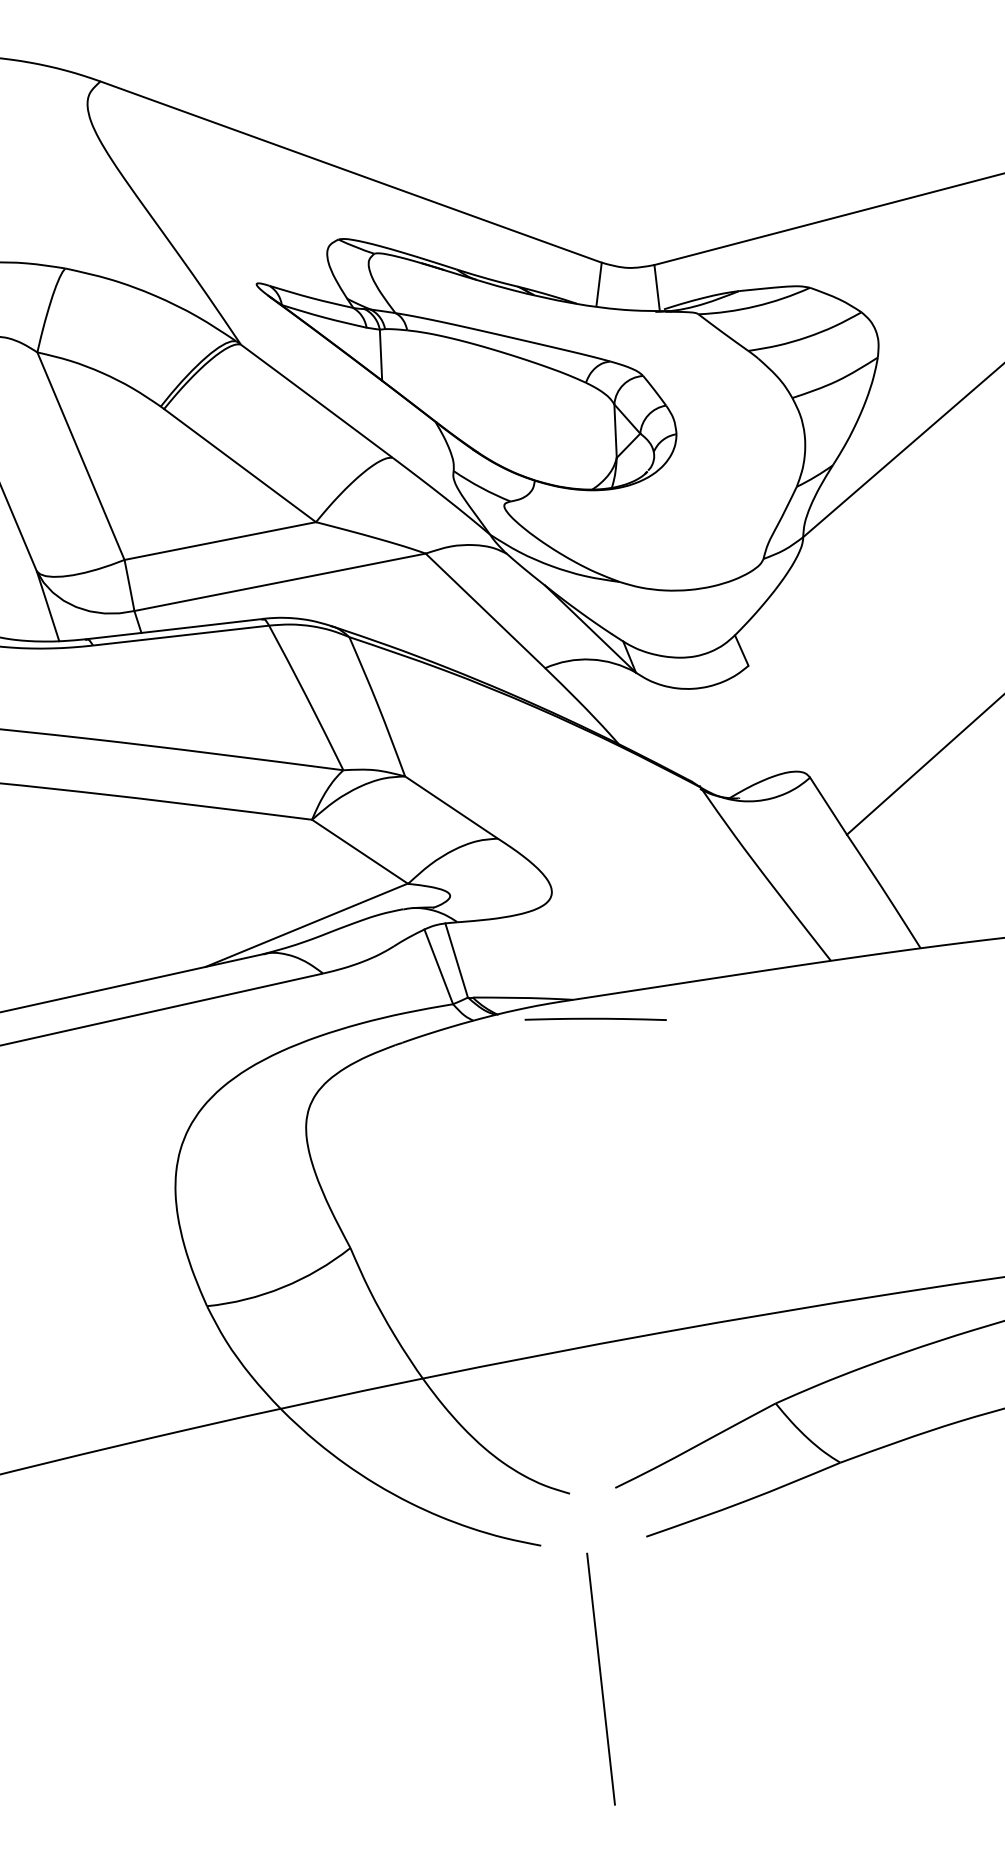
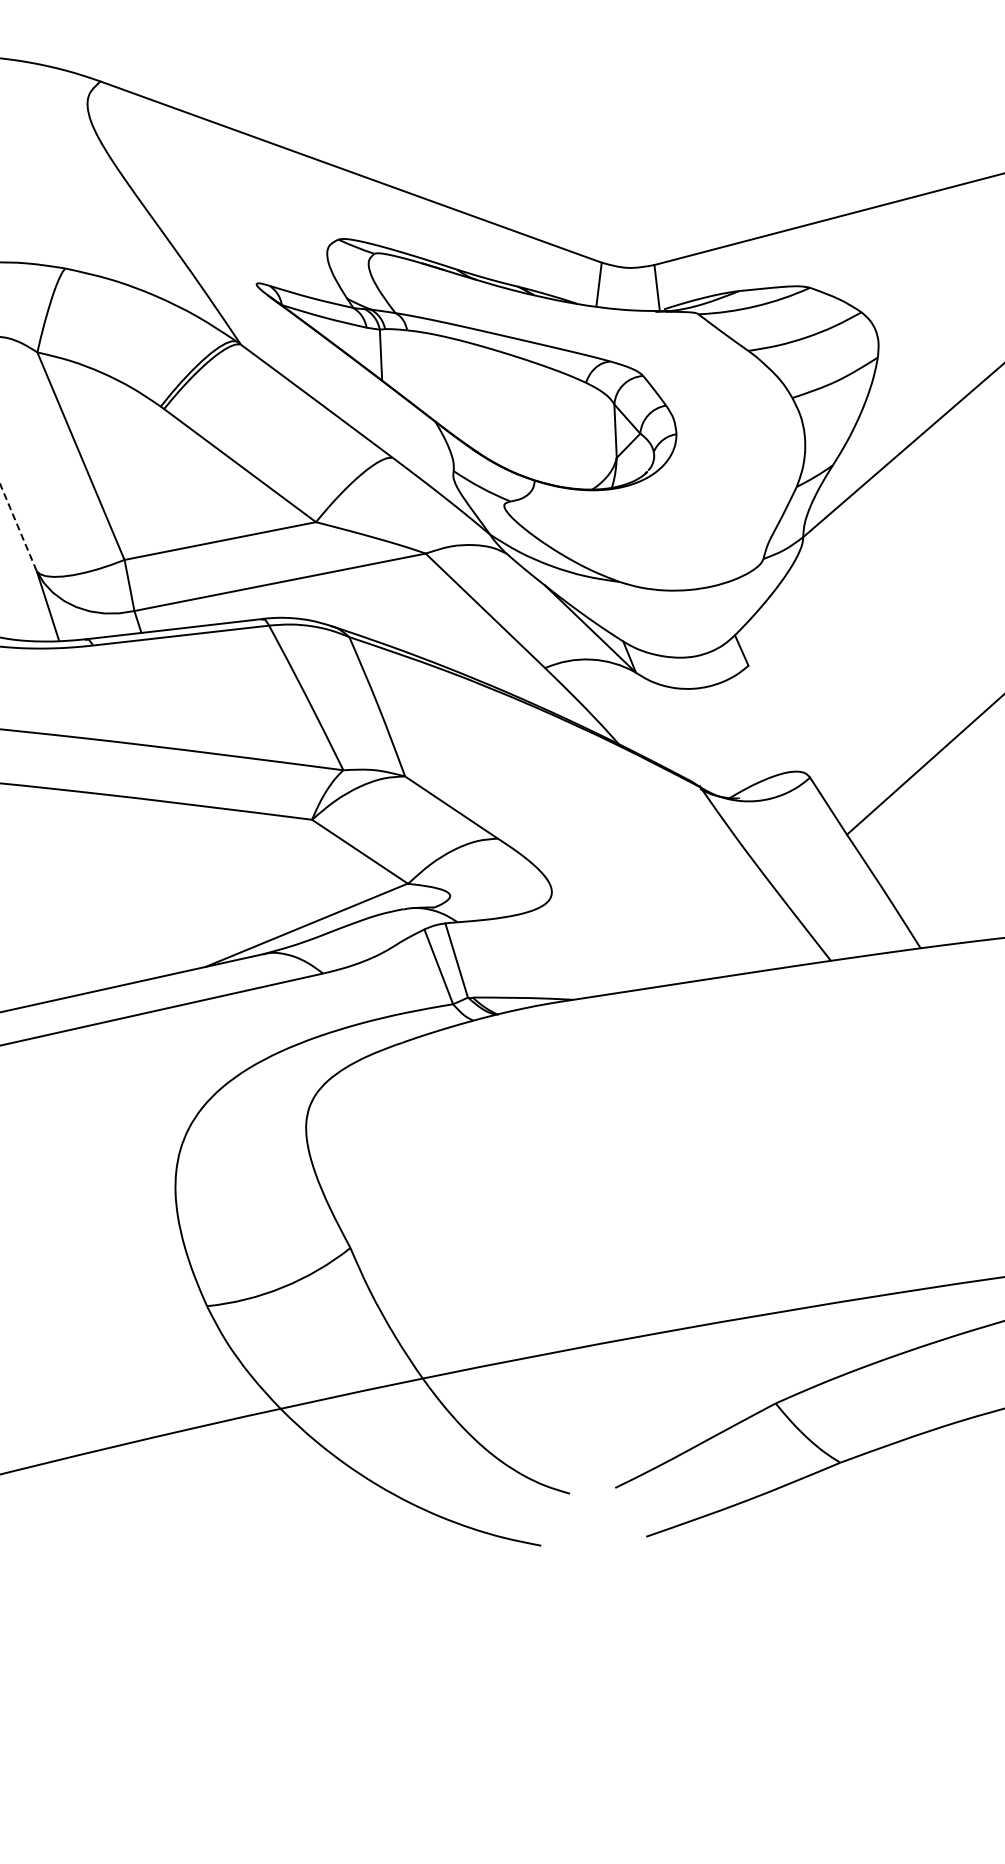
line: solid -> dashed (18, 528)
line: present -> none (595, 1018)
line: present -> none (600, 1678)
